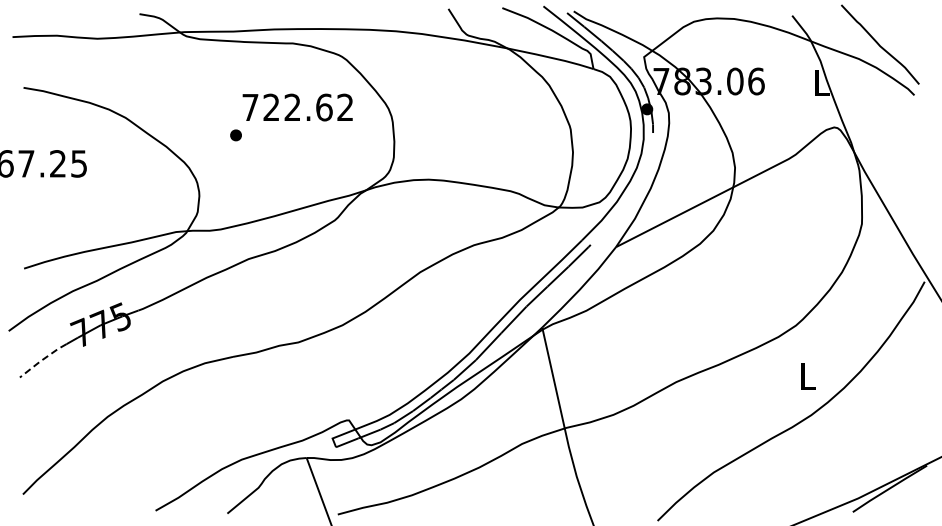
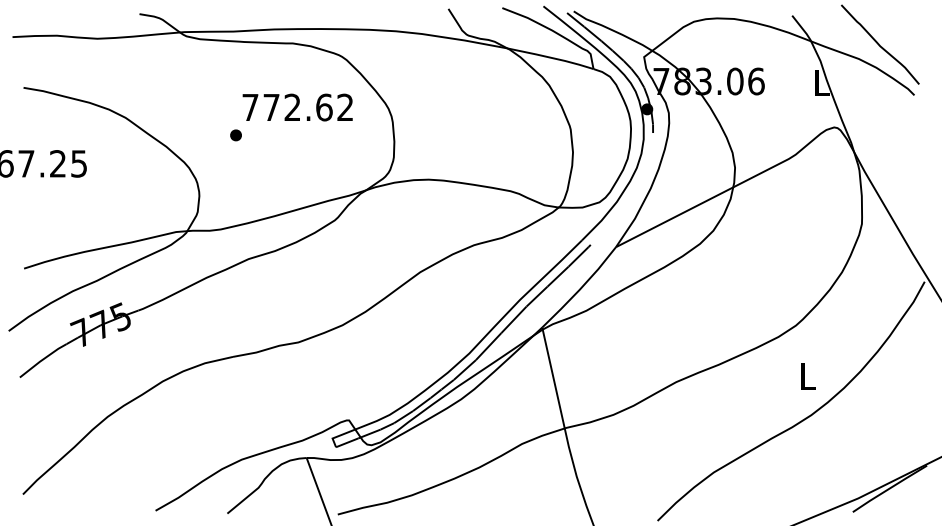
text: 722.62 -> 772.62 (271, 106)
line: dashed -> solid (42, 360)
